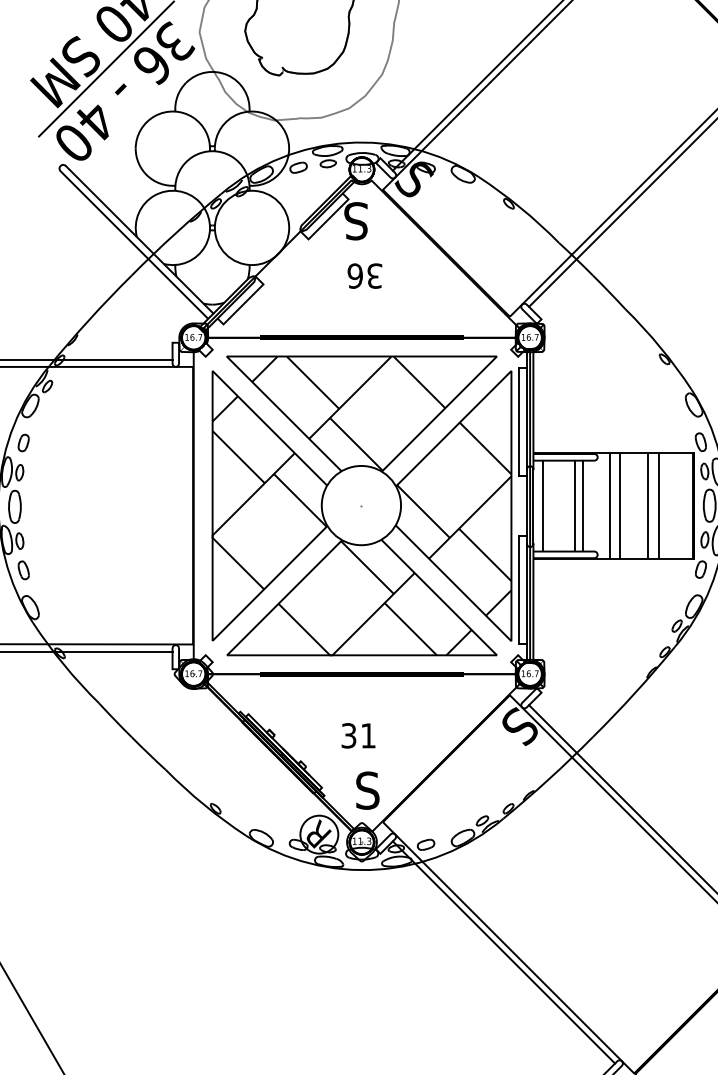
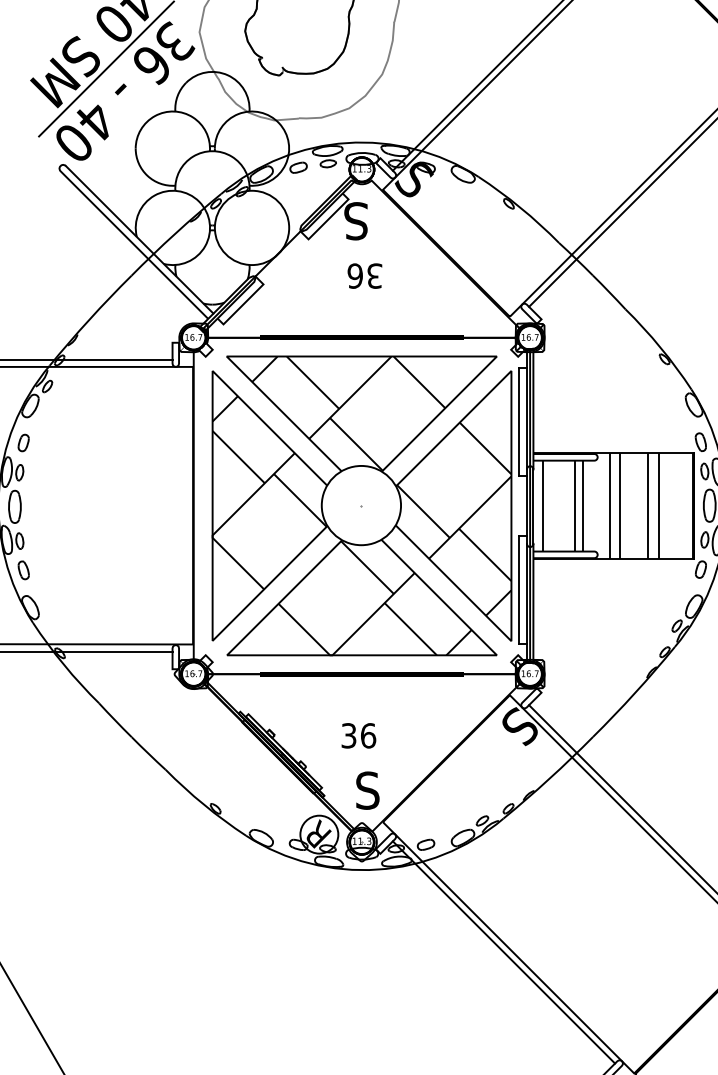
text: 31 -> 36 (368, 735)
